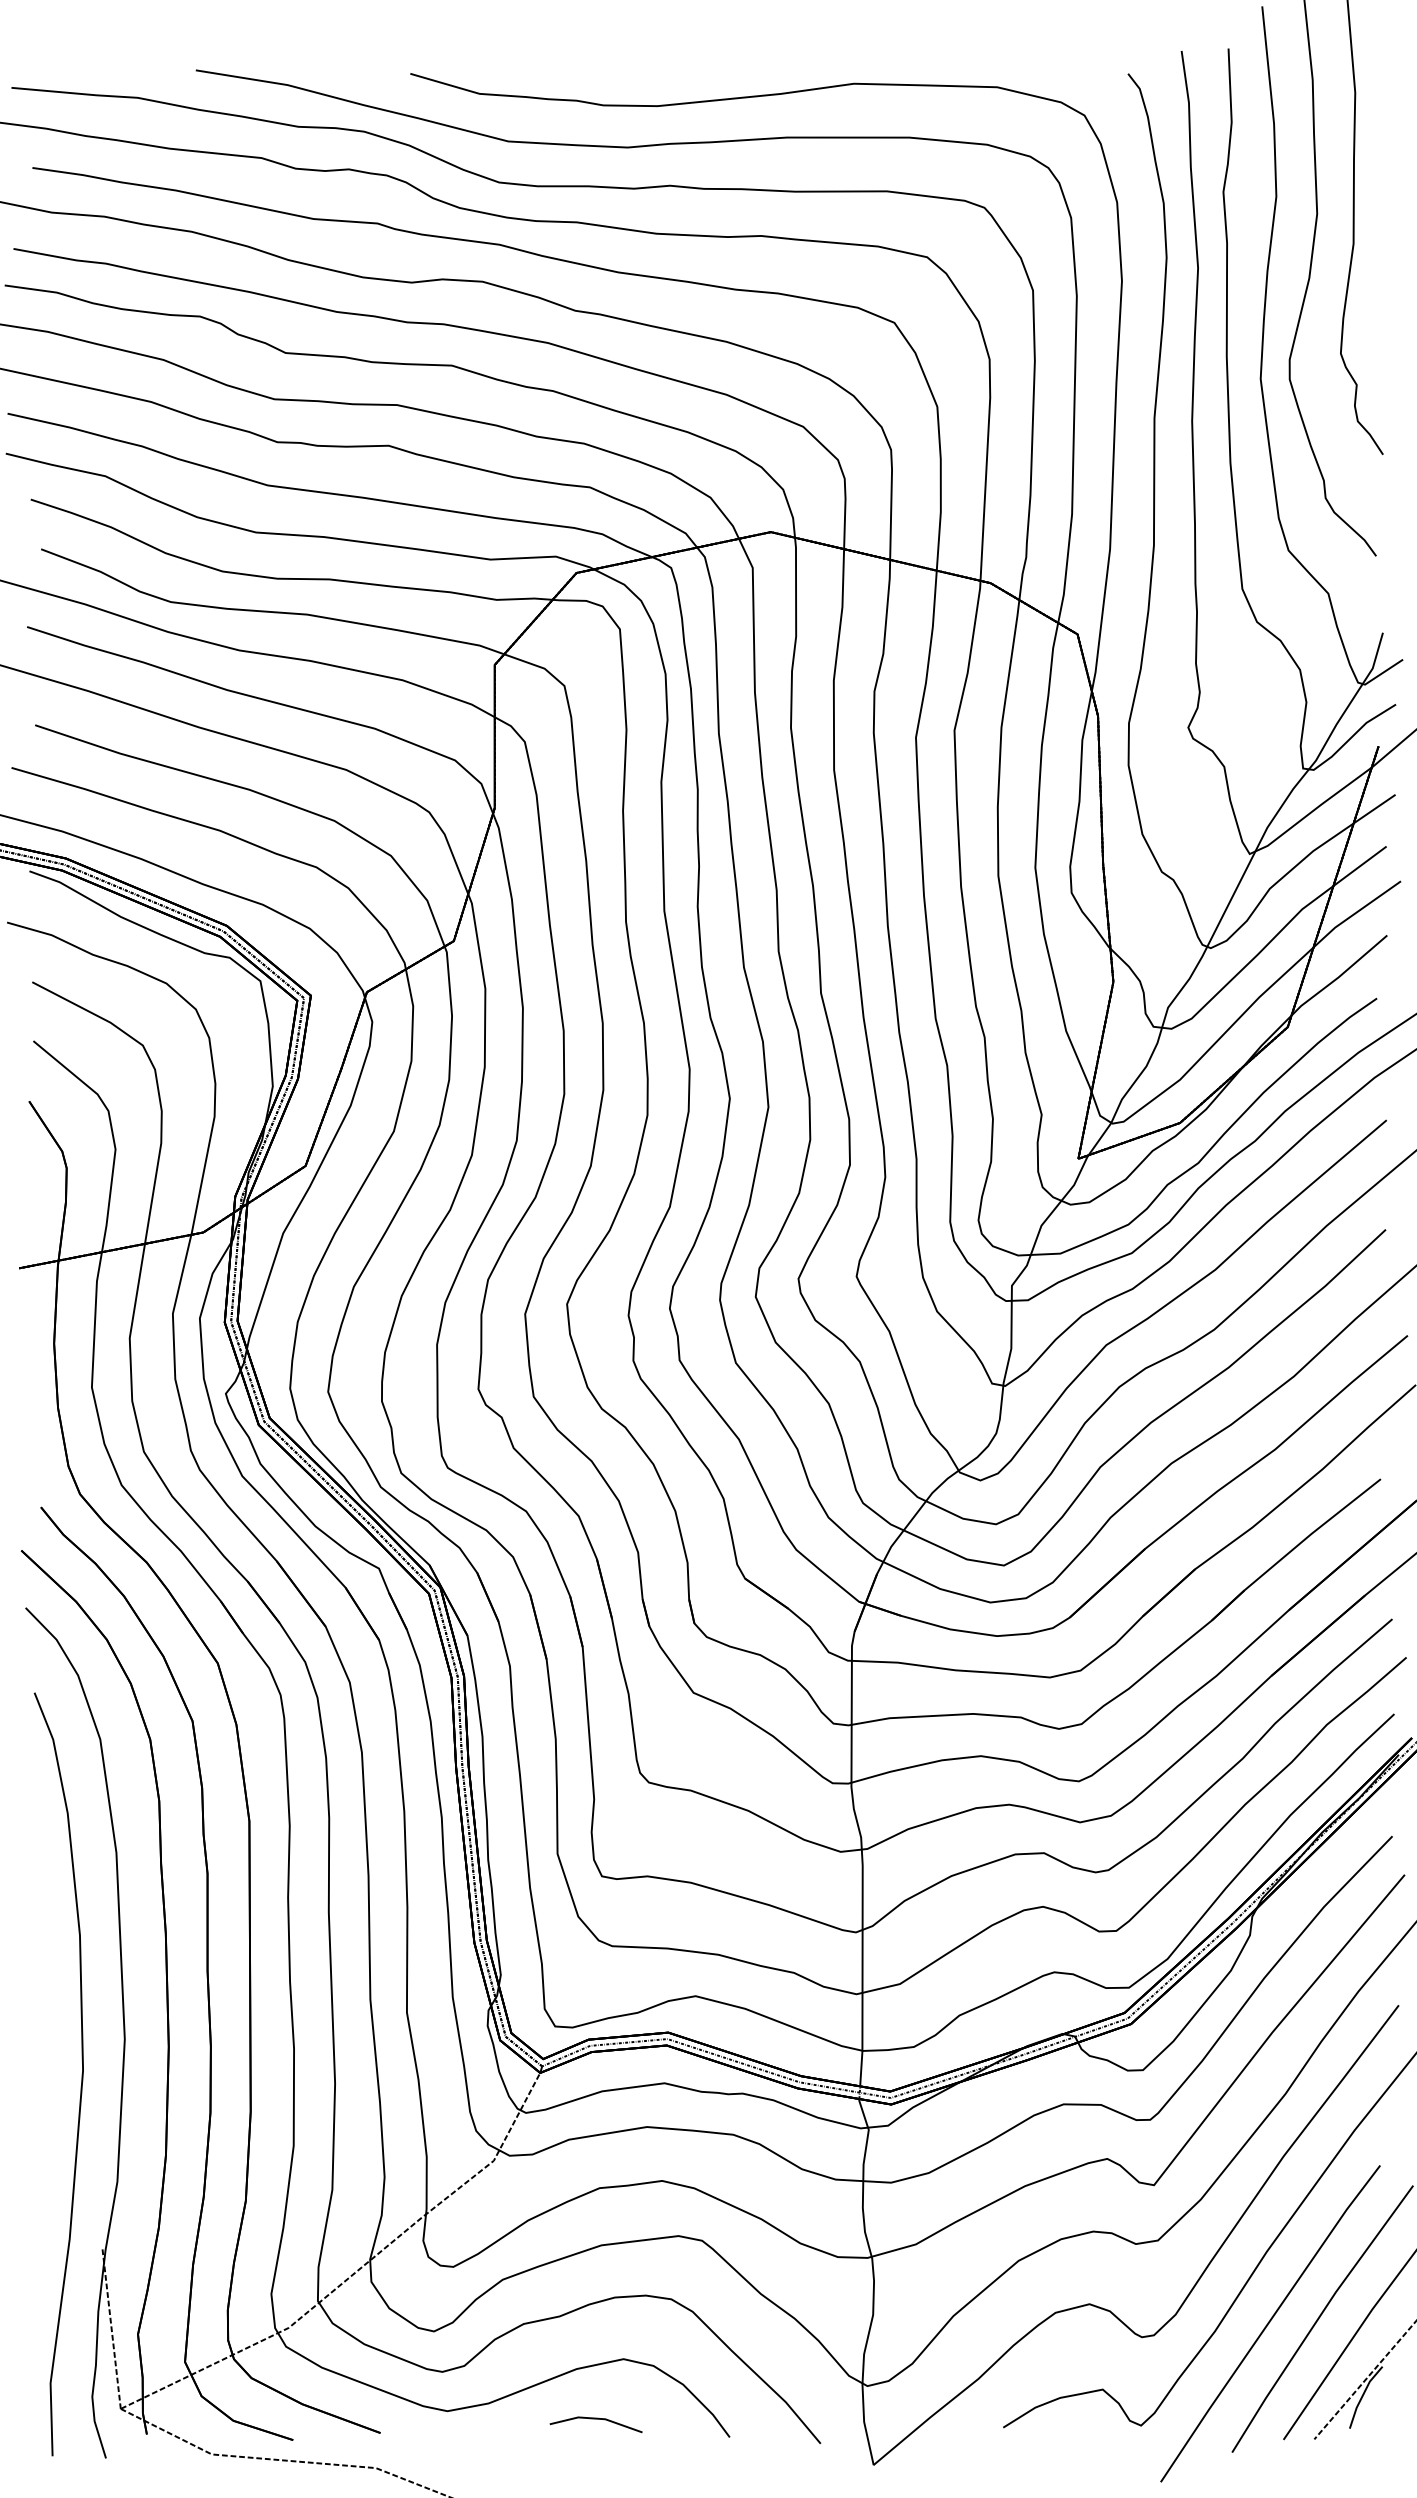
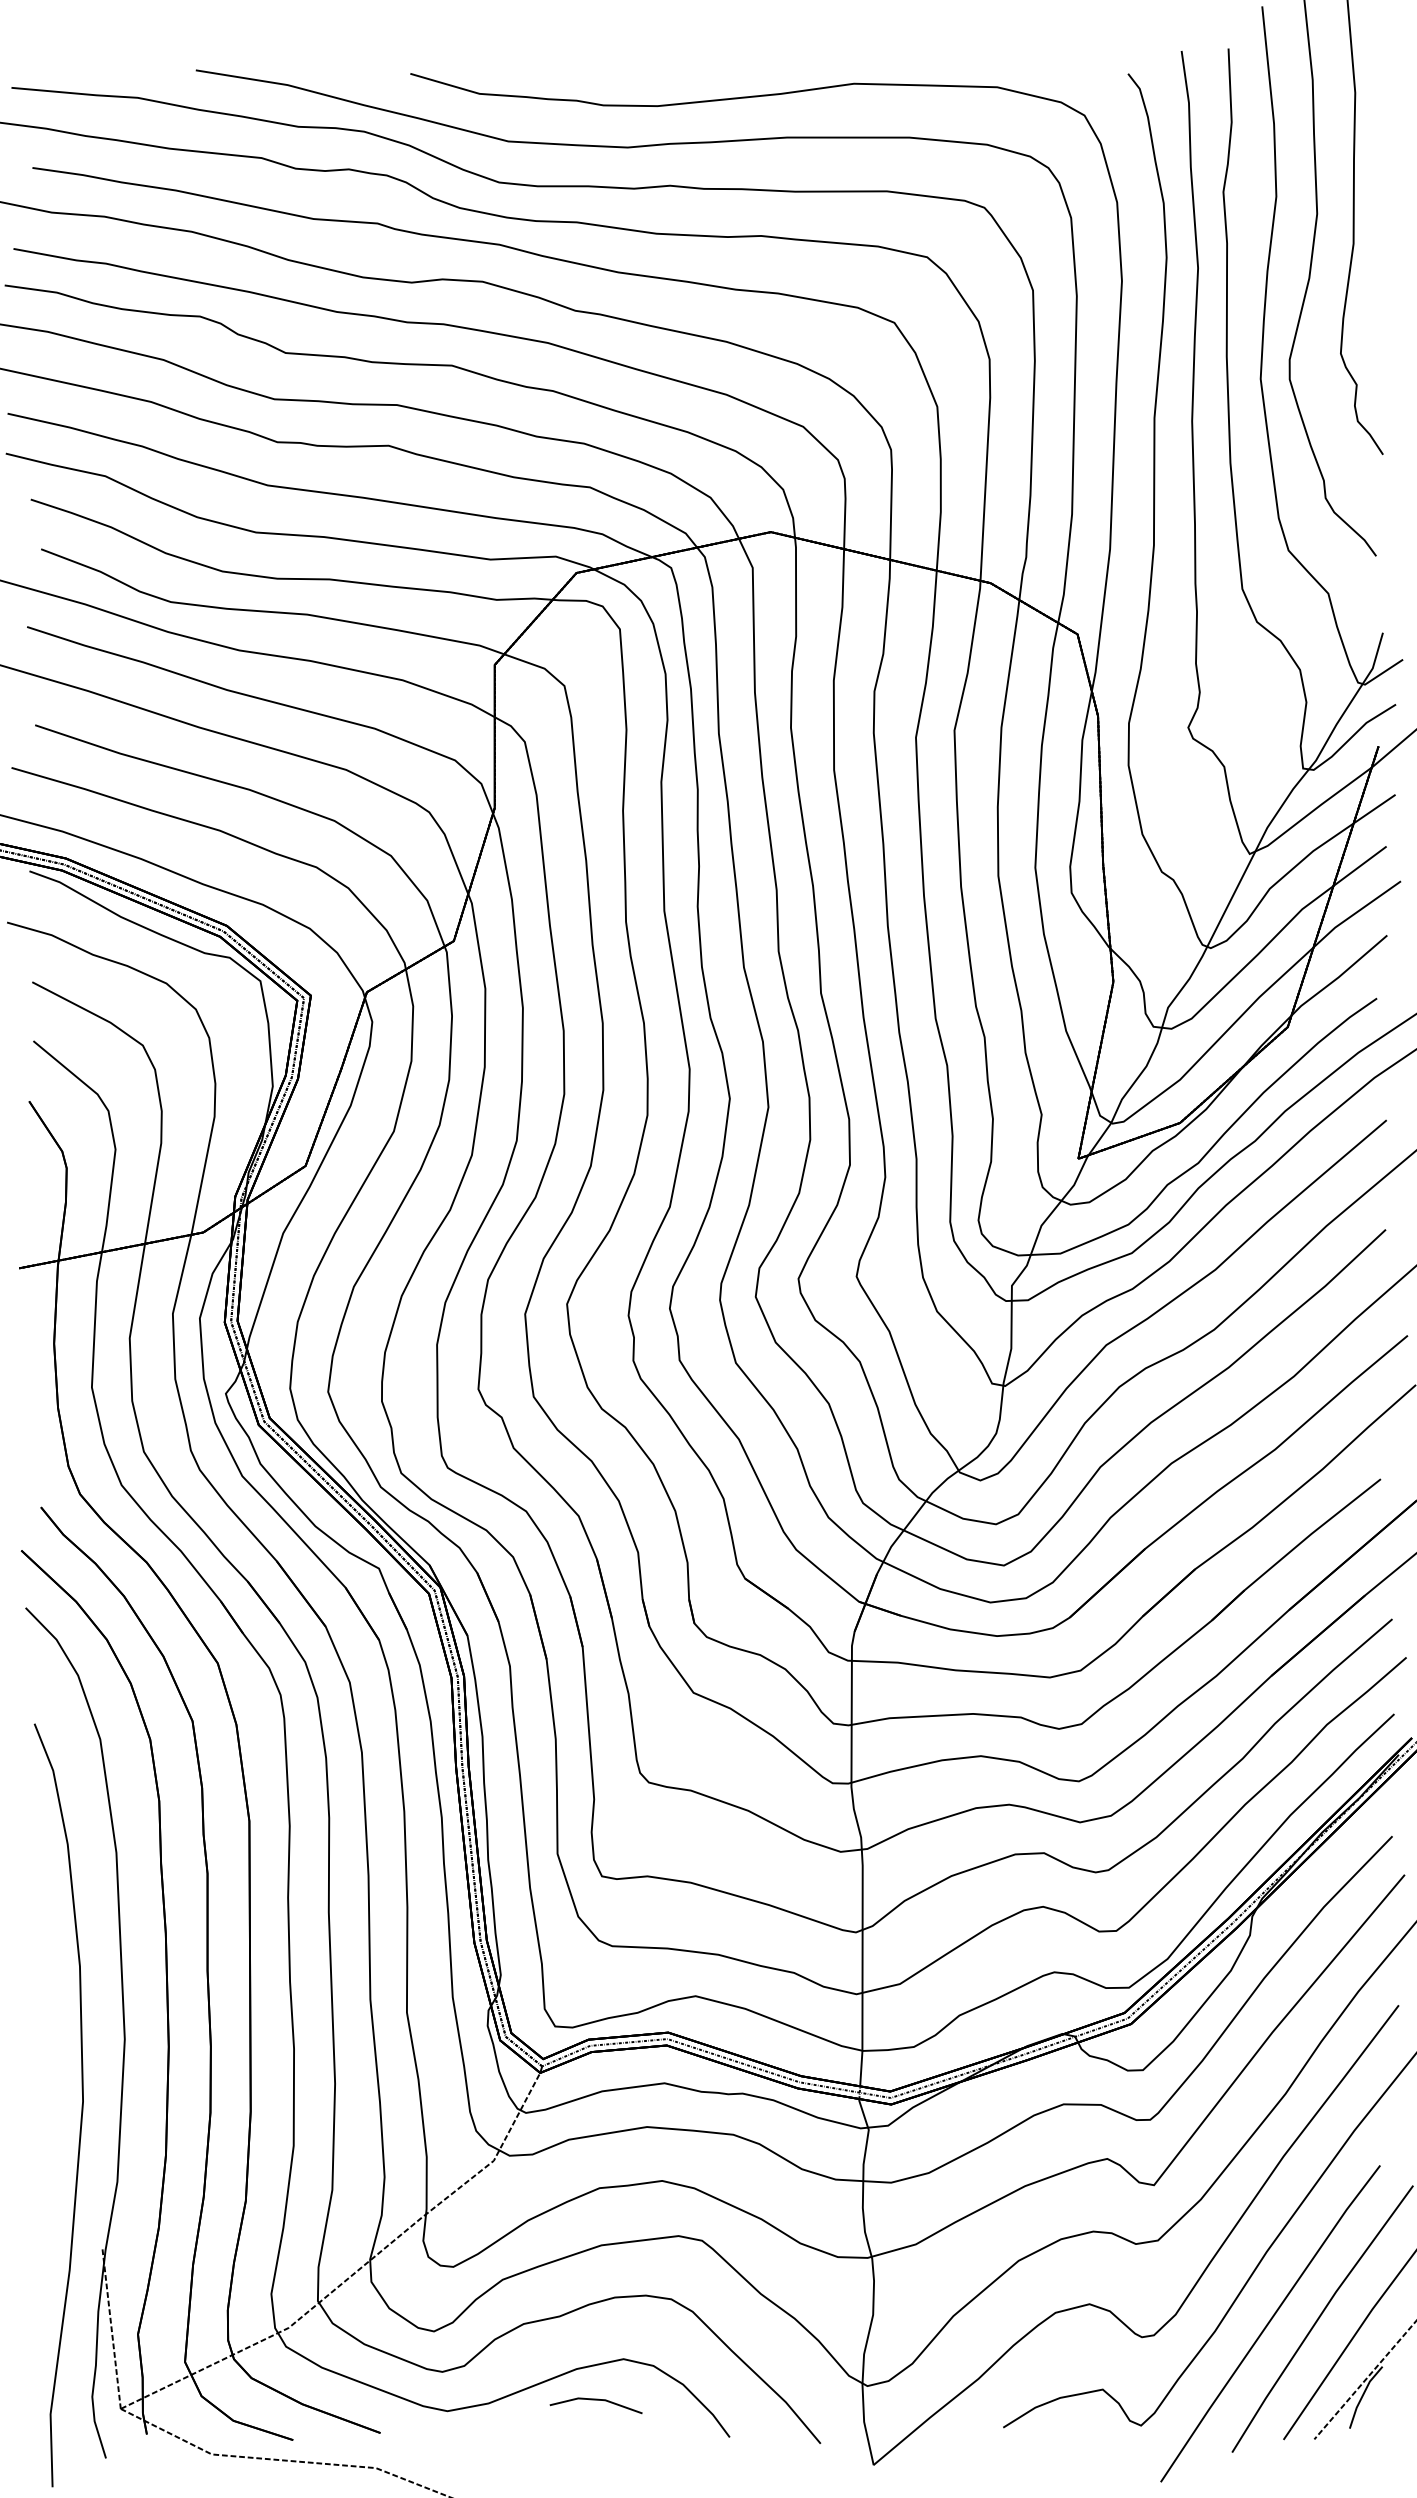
curve position: (81, 2074) -> (81, 2105) (81, 2105)
line position: (595, 2419) -> (595, 2400) (595, 2400)
